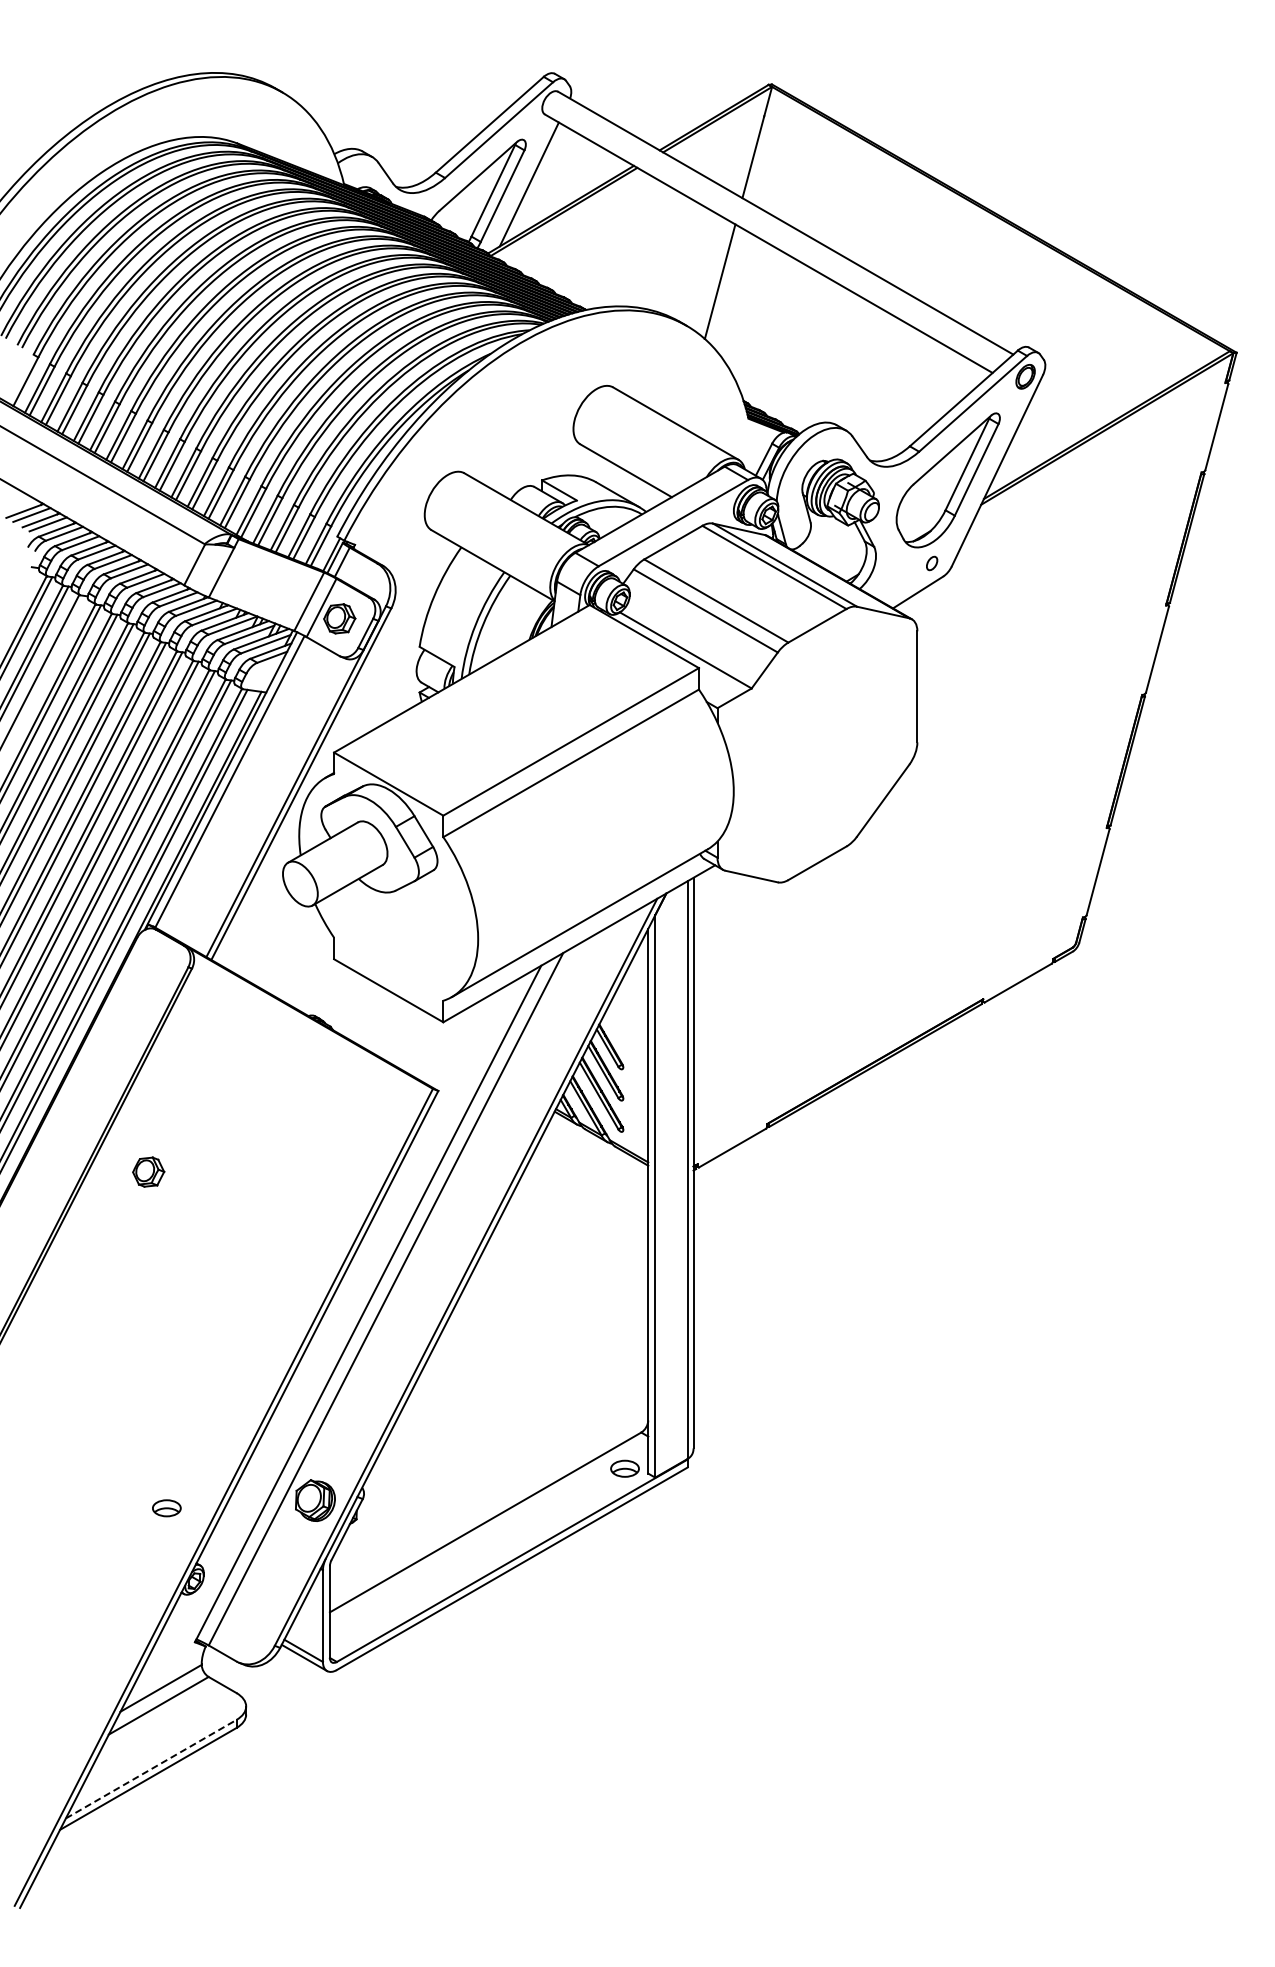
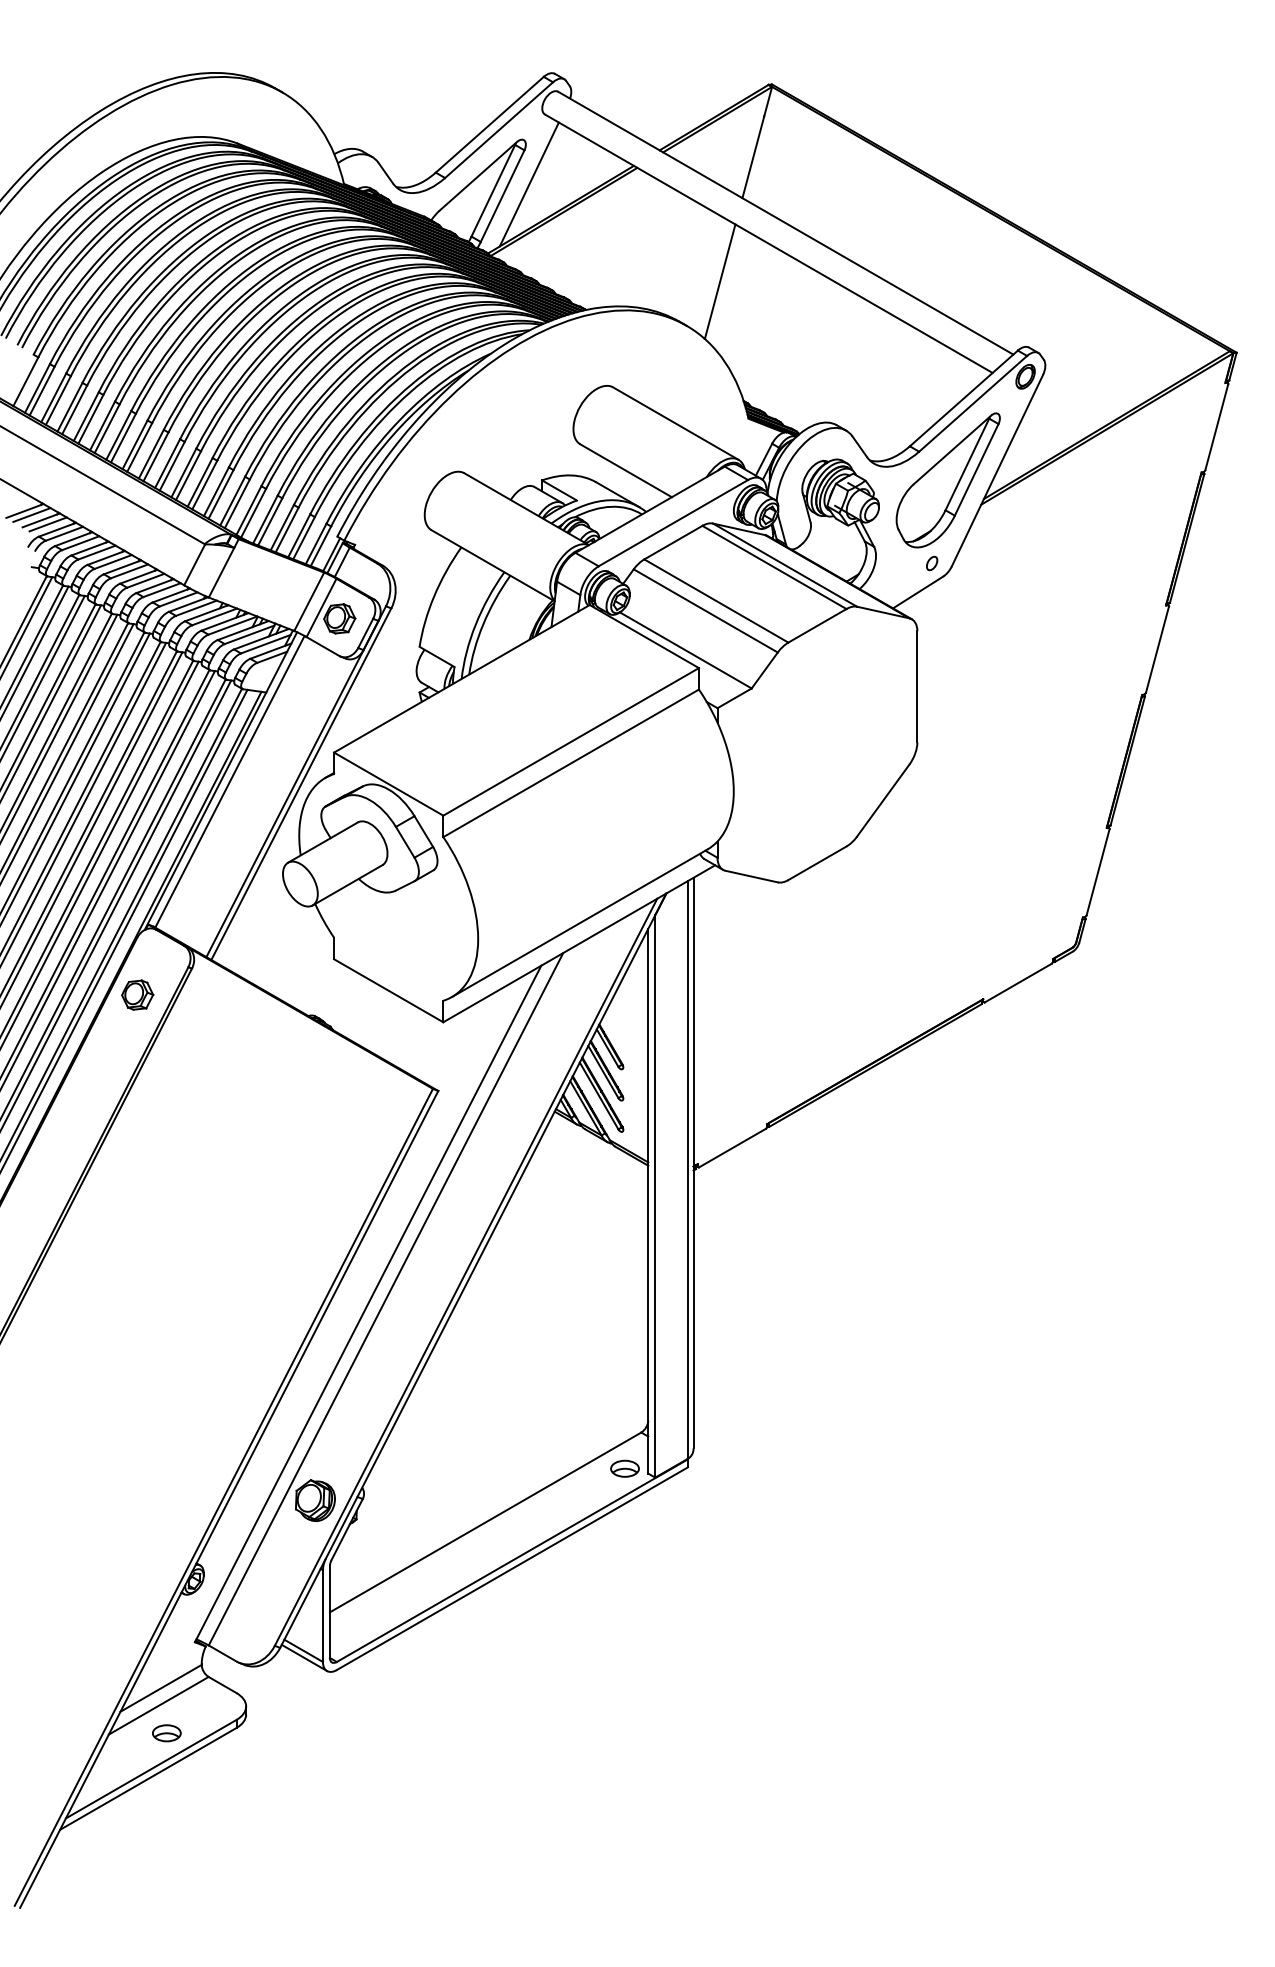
line: none -> present (43, 676)
part position: (148, 1171) -> (137, 994) (137, 994)
part position: (166, 1508) -> (166, 1733) (166, 1733)
line: dashed -> solid (151, 1769)
